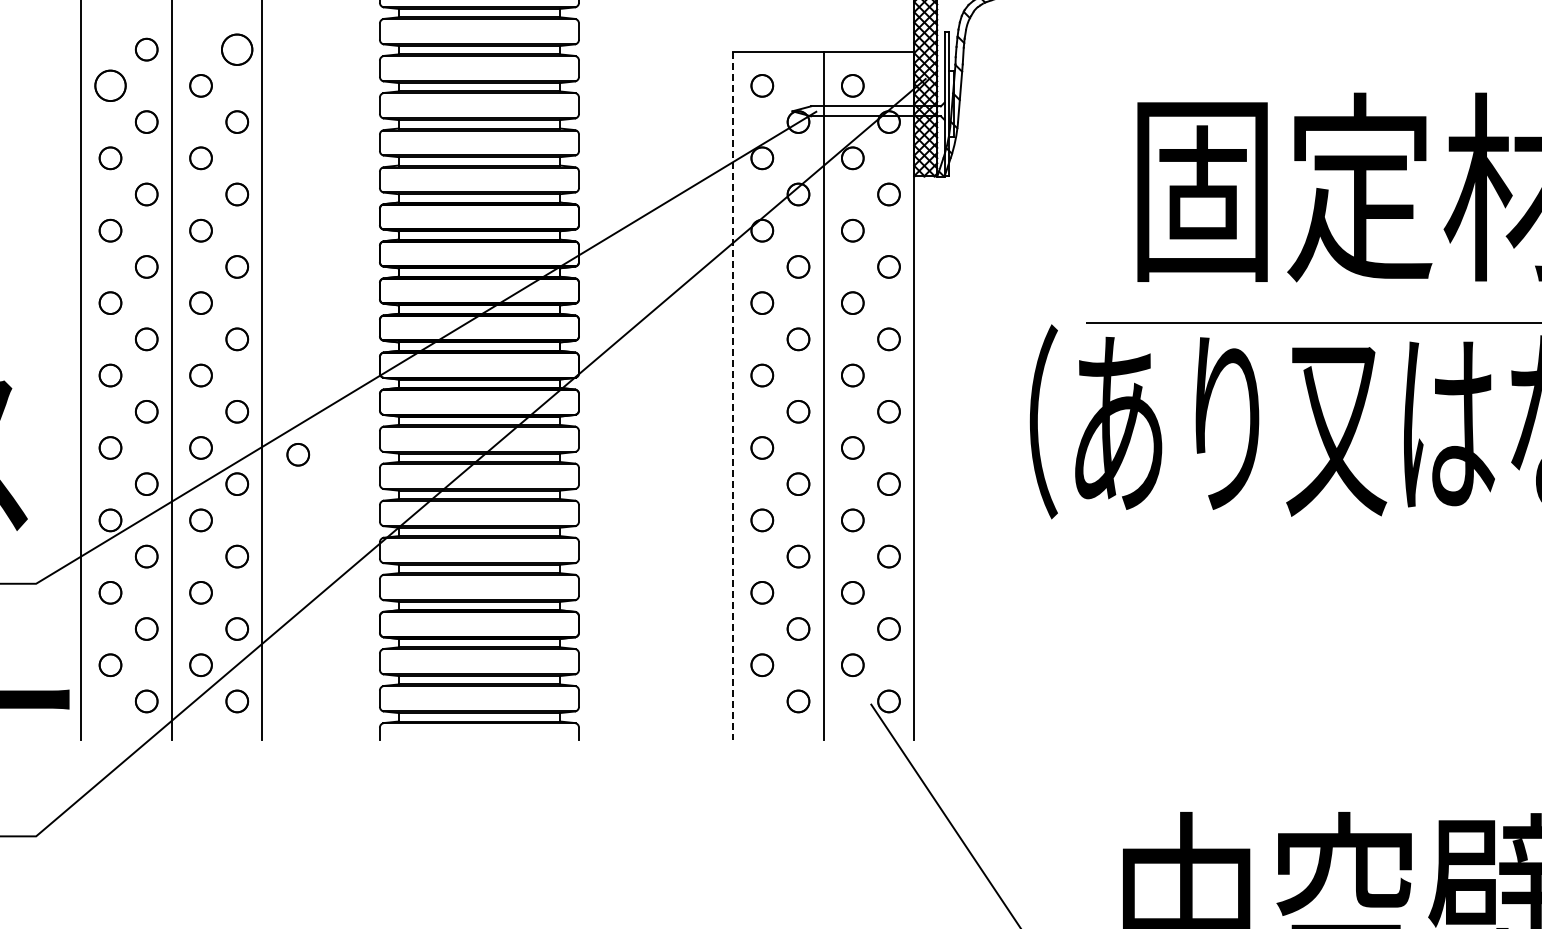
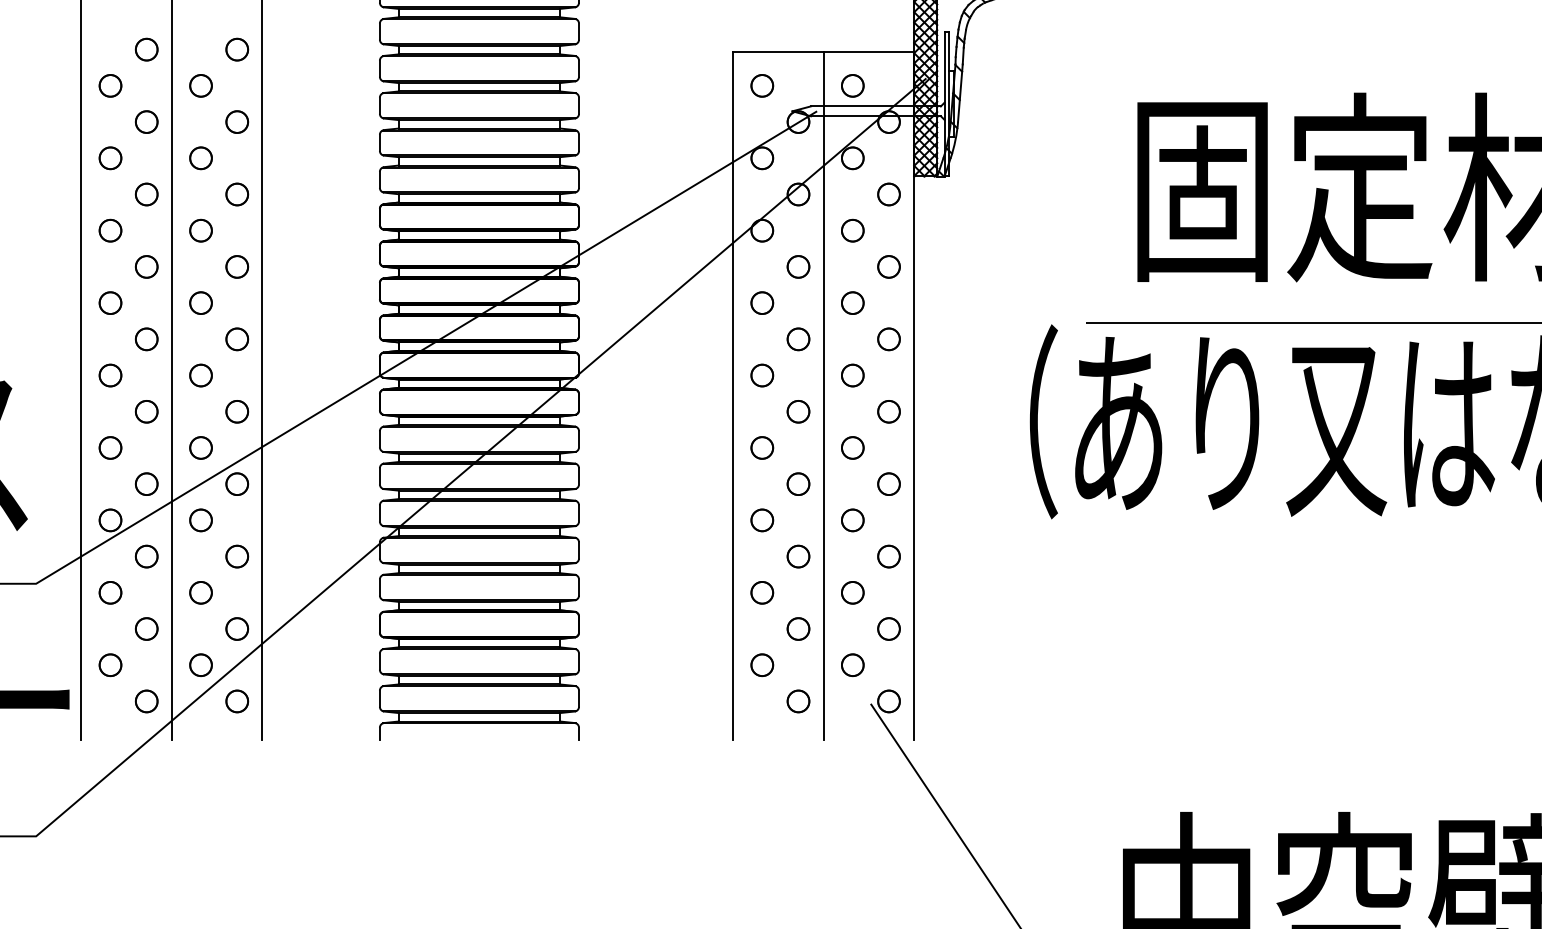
part size: 33x33 px -> 25x25 px (237, 49)
part size: 33x33 px -> 25x24 px (110, 85)
line: dashed -> solid (733, 395)
part: present -> none (298, 454)
